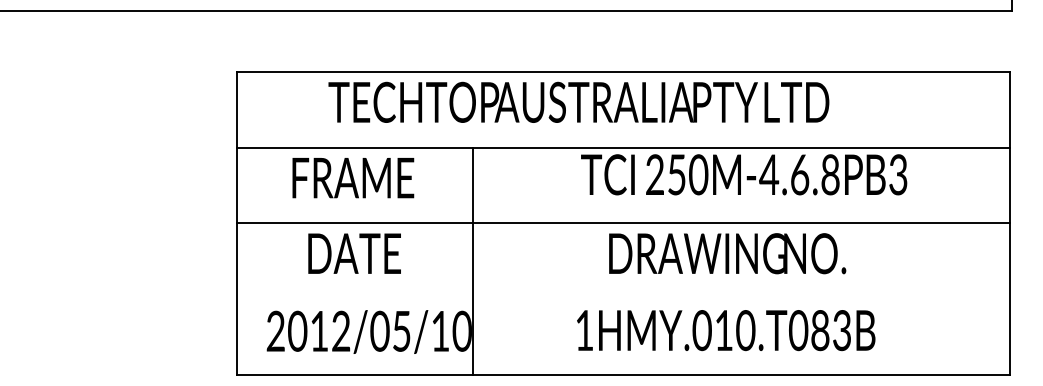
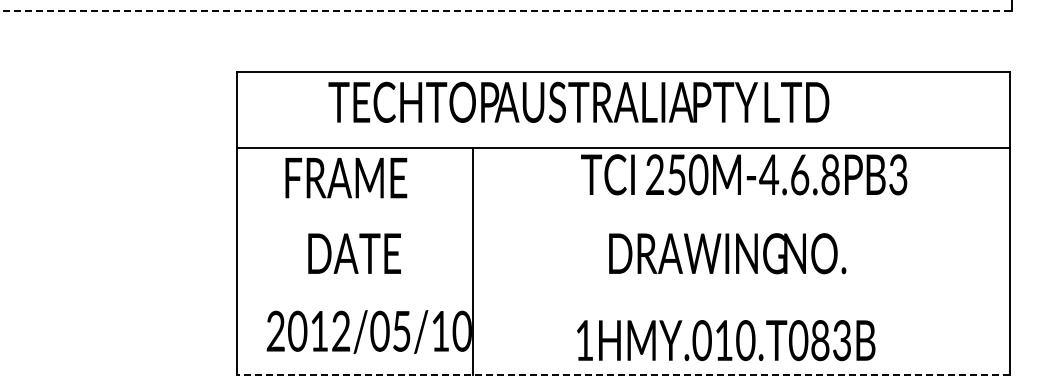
line: solid -> dashed (505, 11)
text position: (353, 178) -> (346, 178) (346, 178)
line: present -> none (623, 223)
text position: (726, 330) -> (726, 340) (726, 340)
line: solid -> dashed (623, 374)
